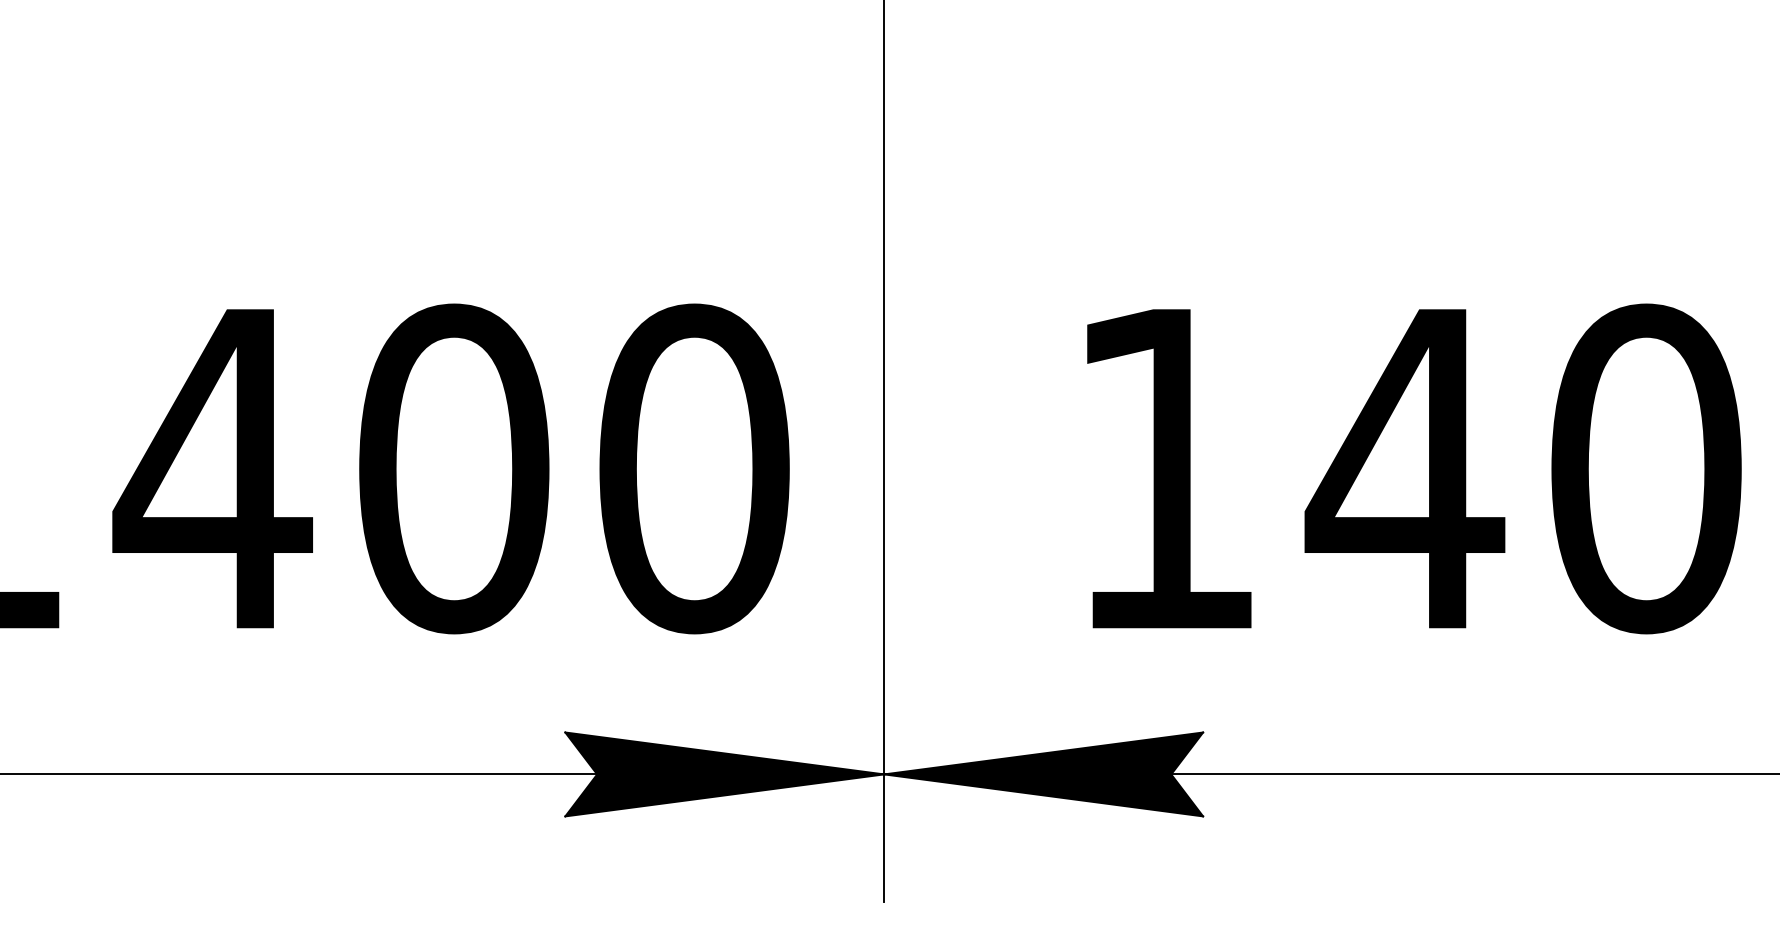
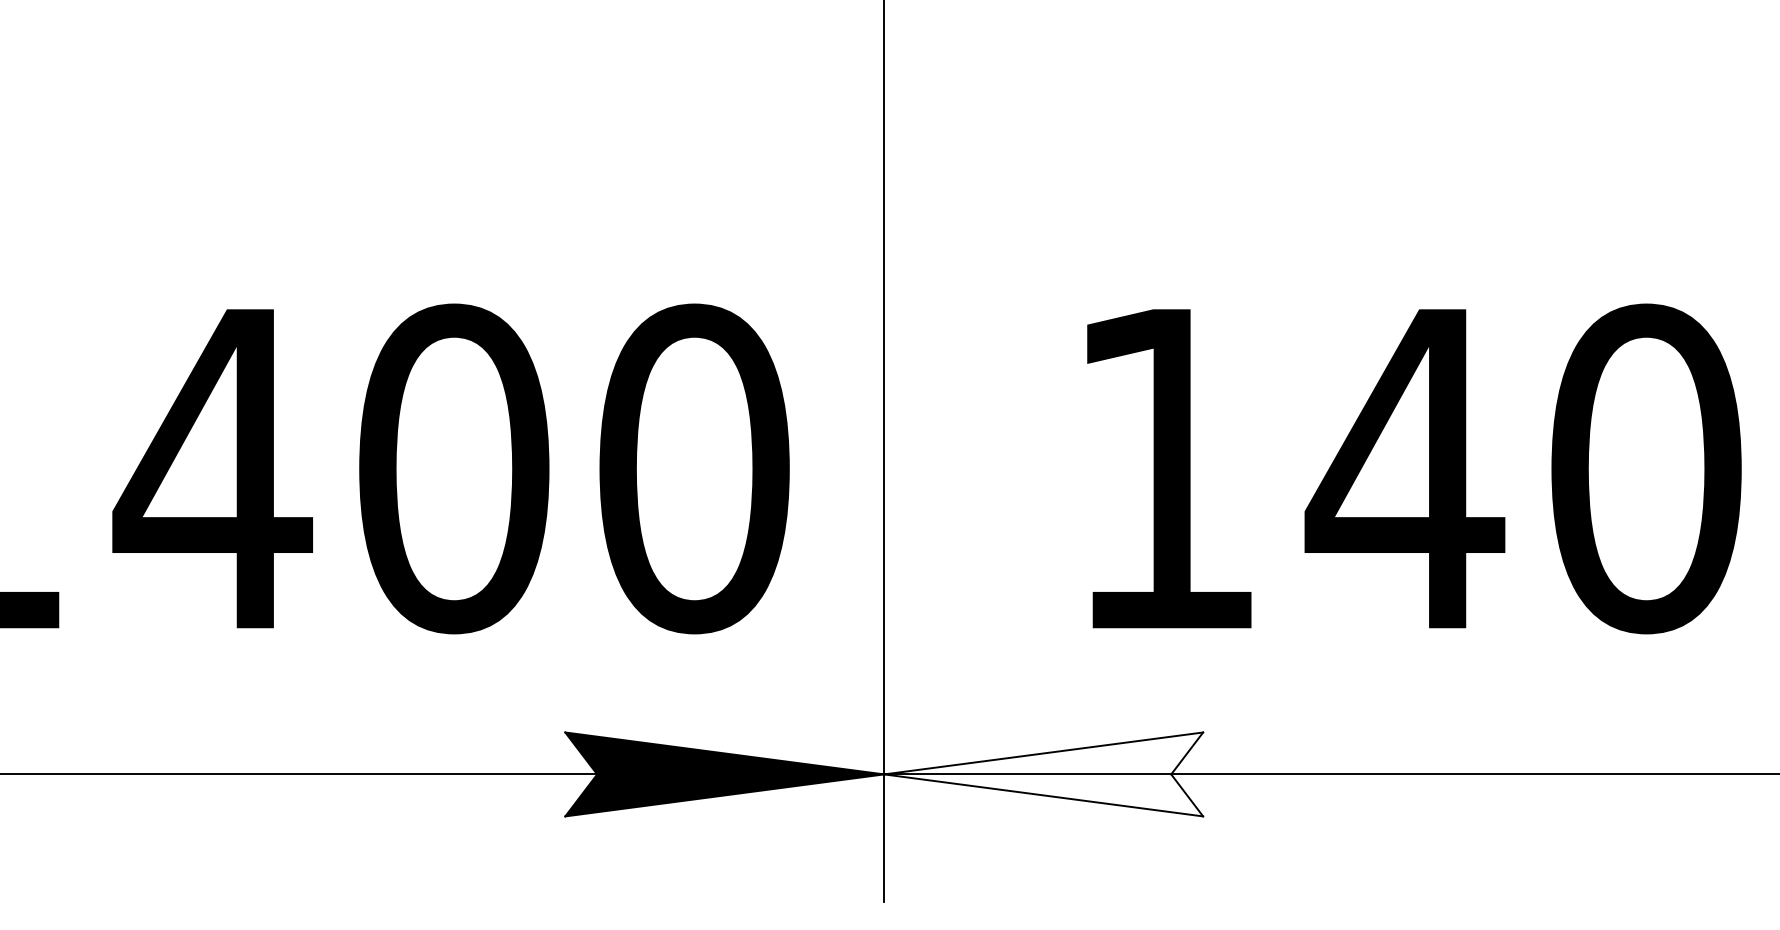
fill: present -> none (1043, 774)
